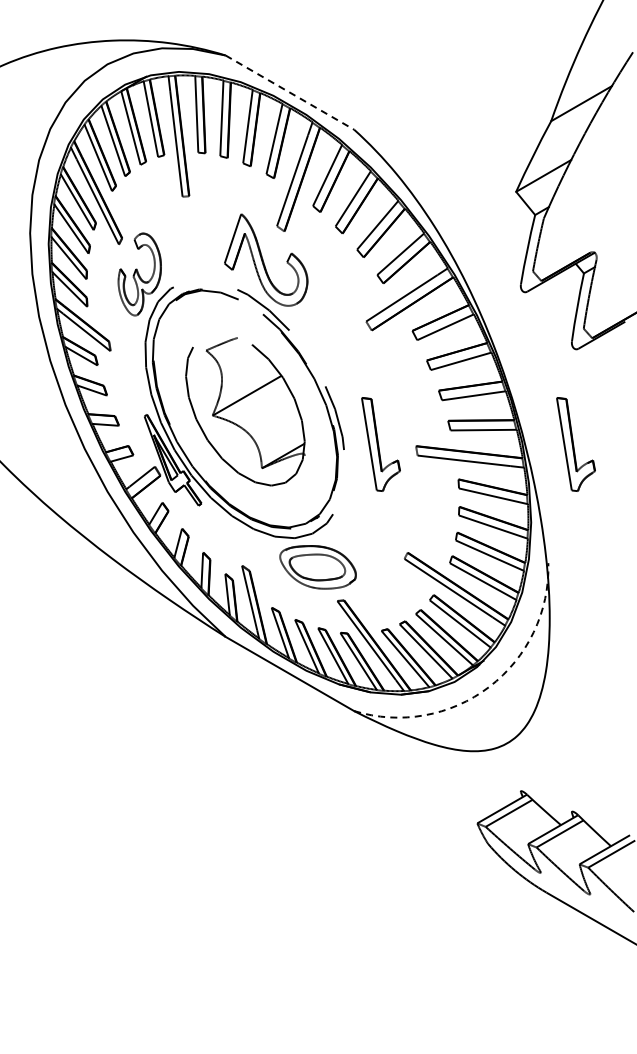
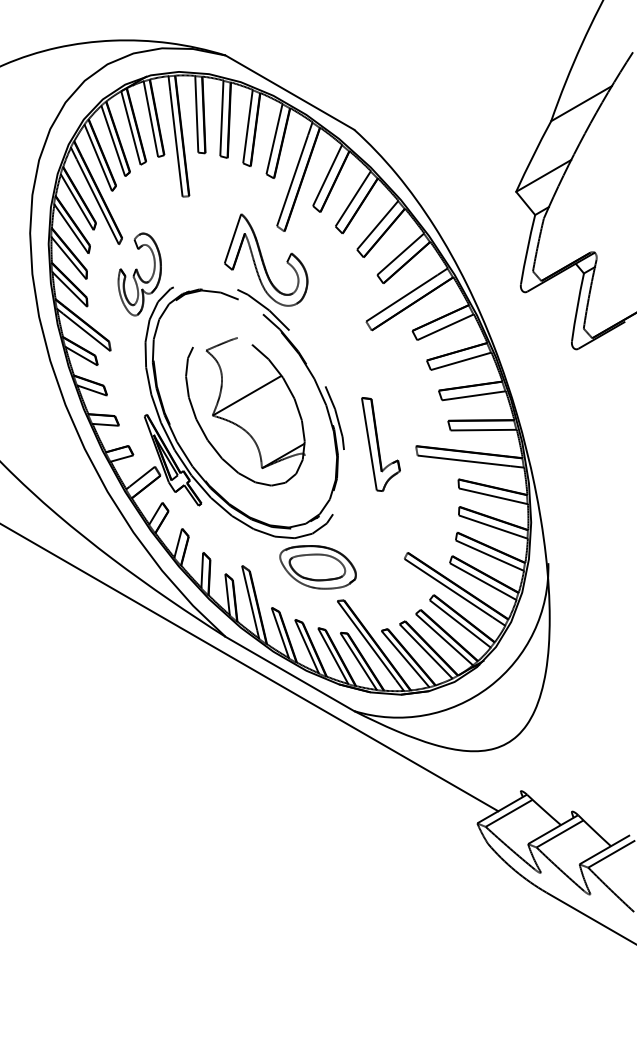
line: dashed -> solid (290, 92)
part: present -> none (575, 444)
line: none -> present (250, 667)
arc: dashed -> solid (489, 686)
